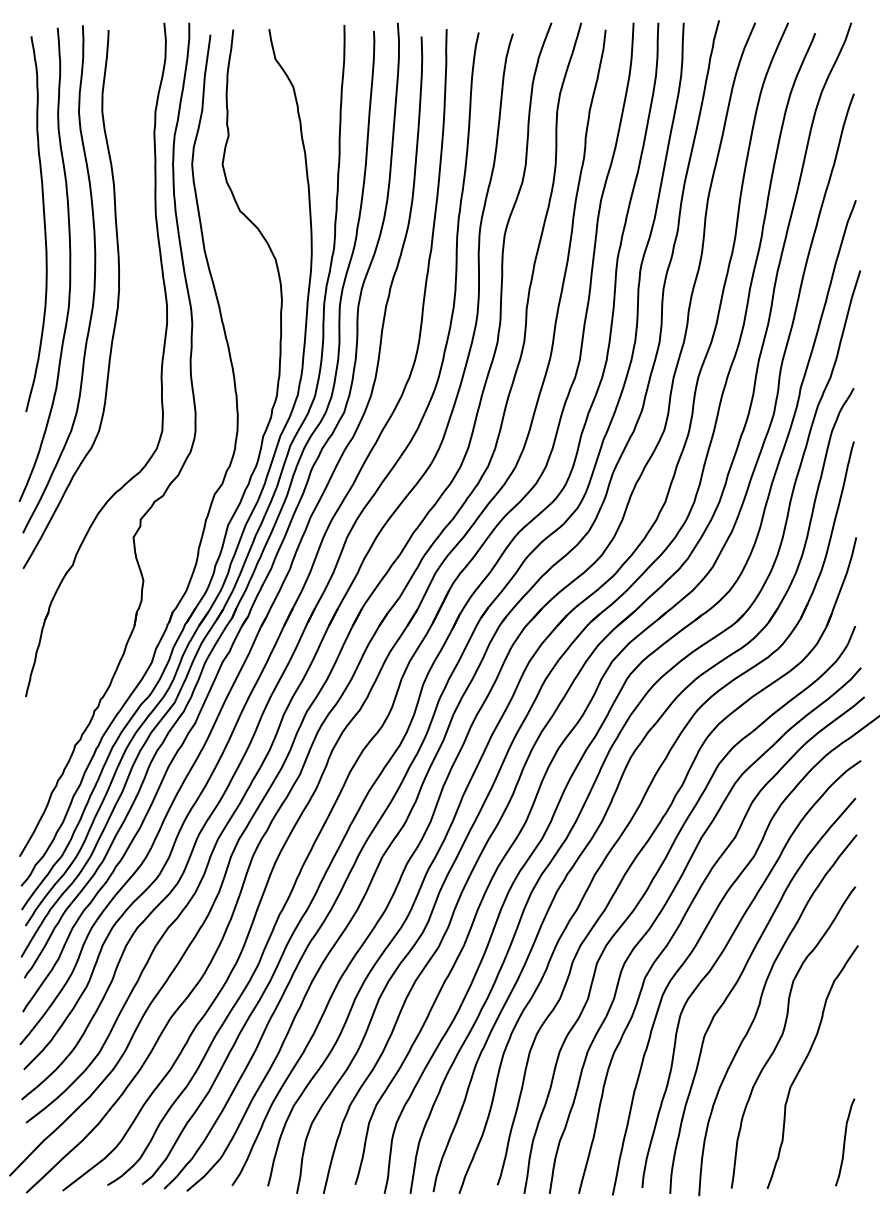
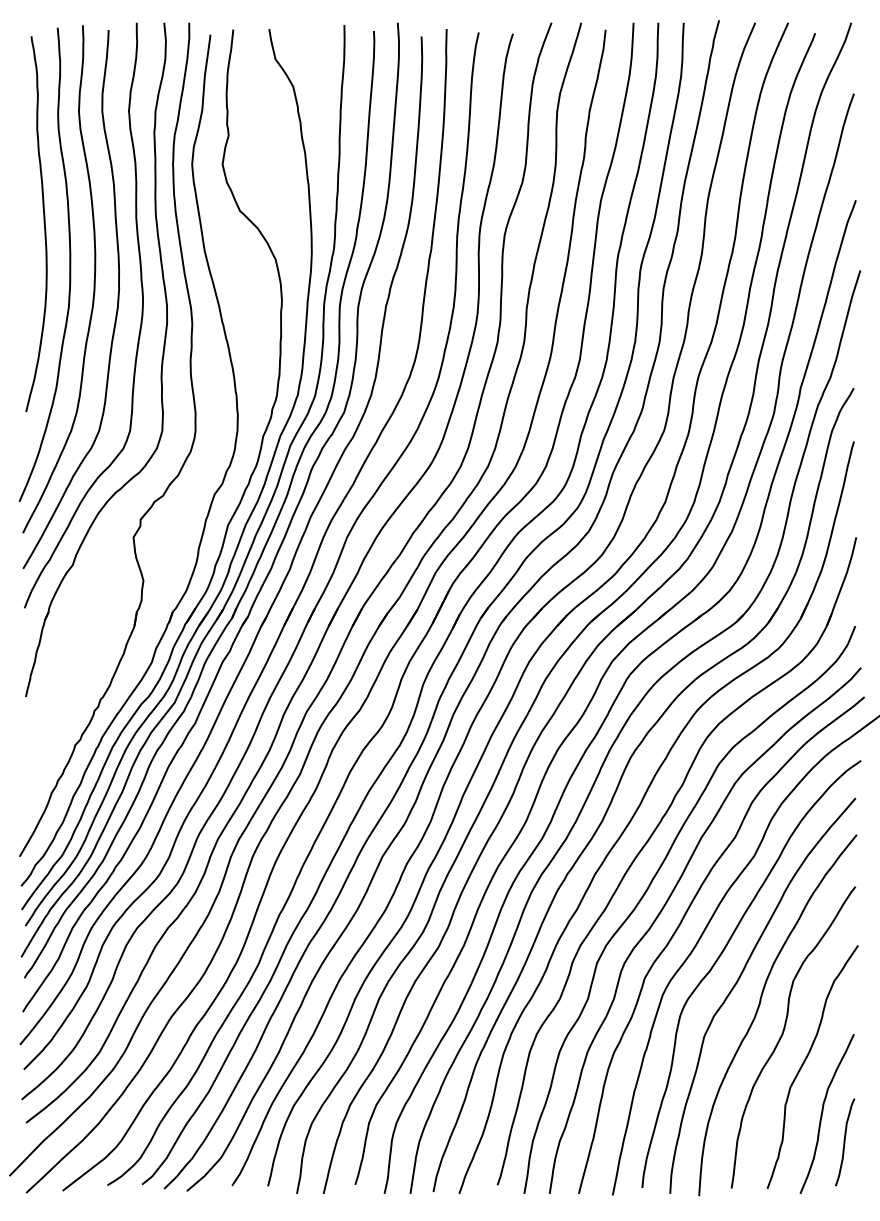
curve: none -> present (140, 320)
curve: none -> present (823, 1111)
